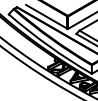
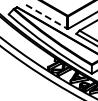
line: solid -> dashed (46, 16)
